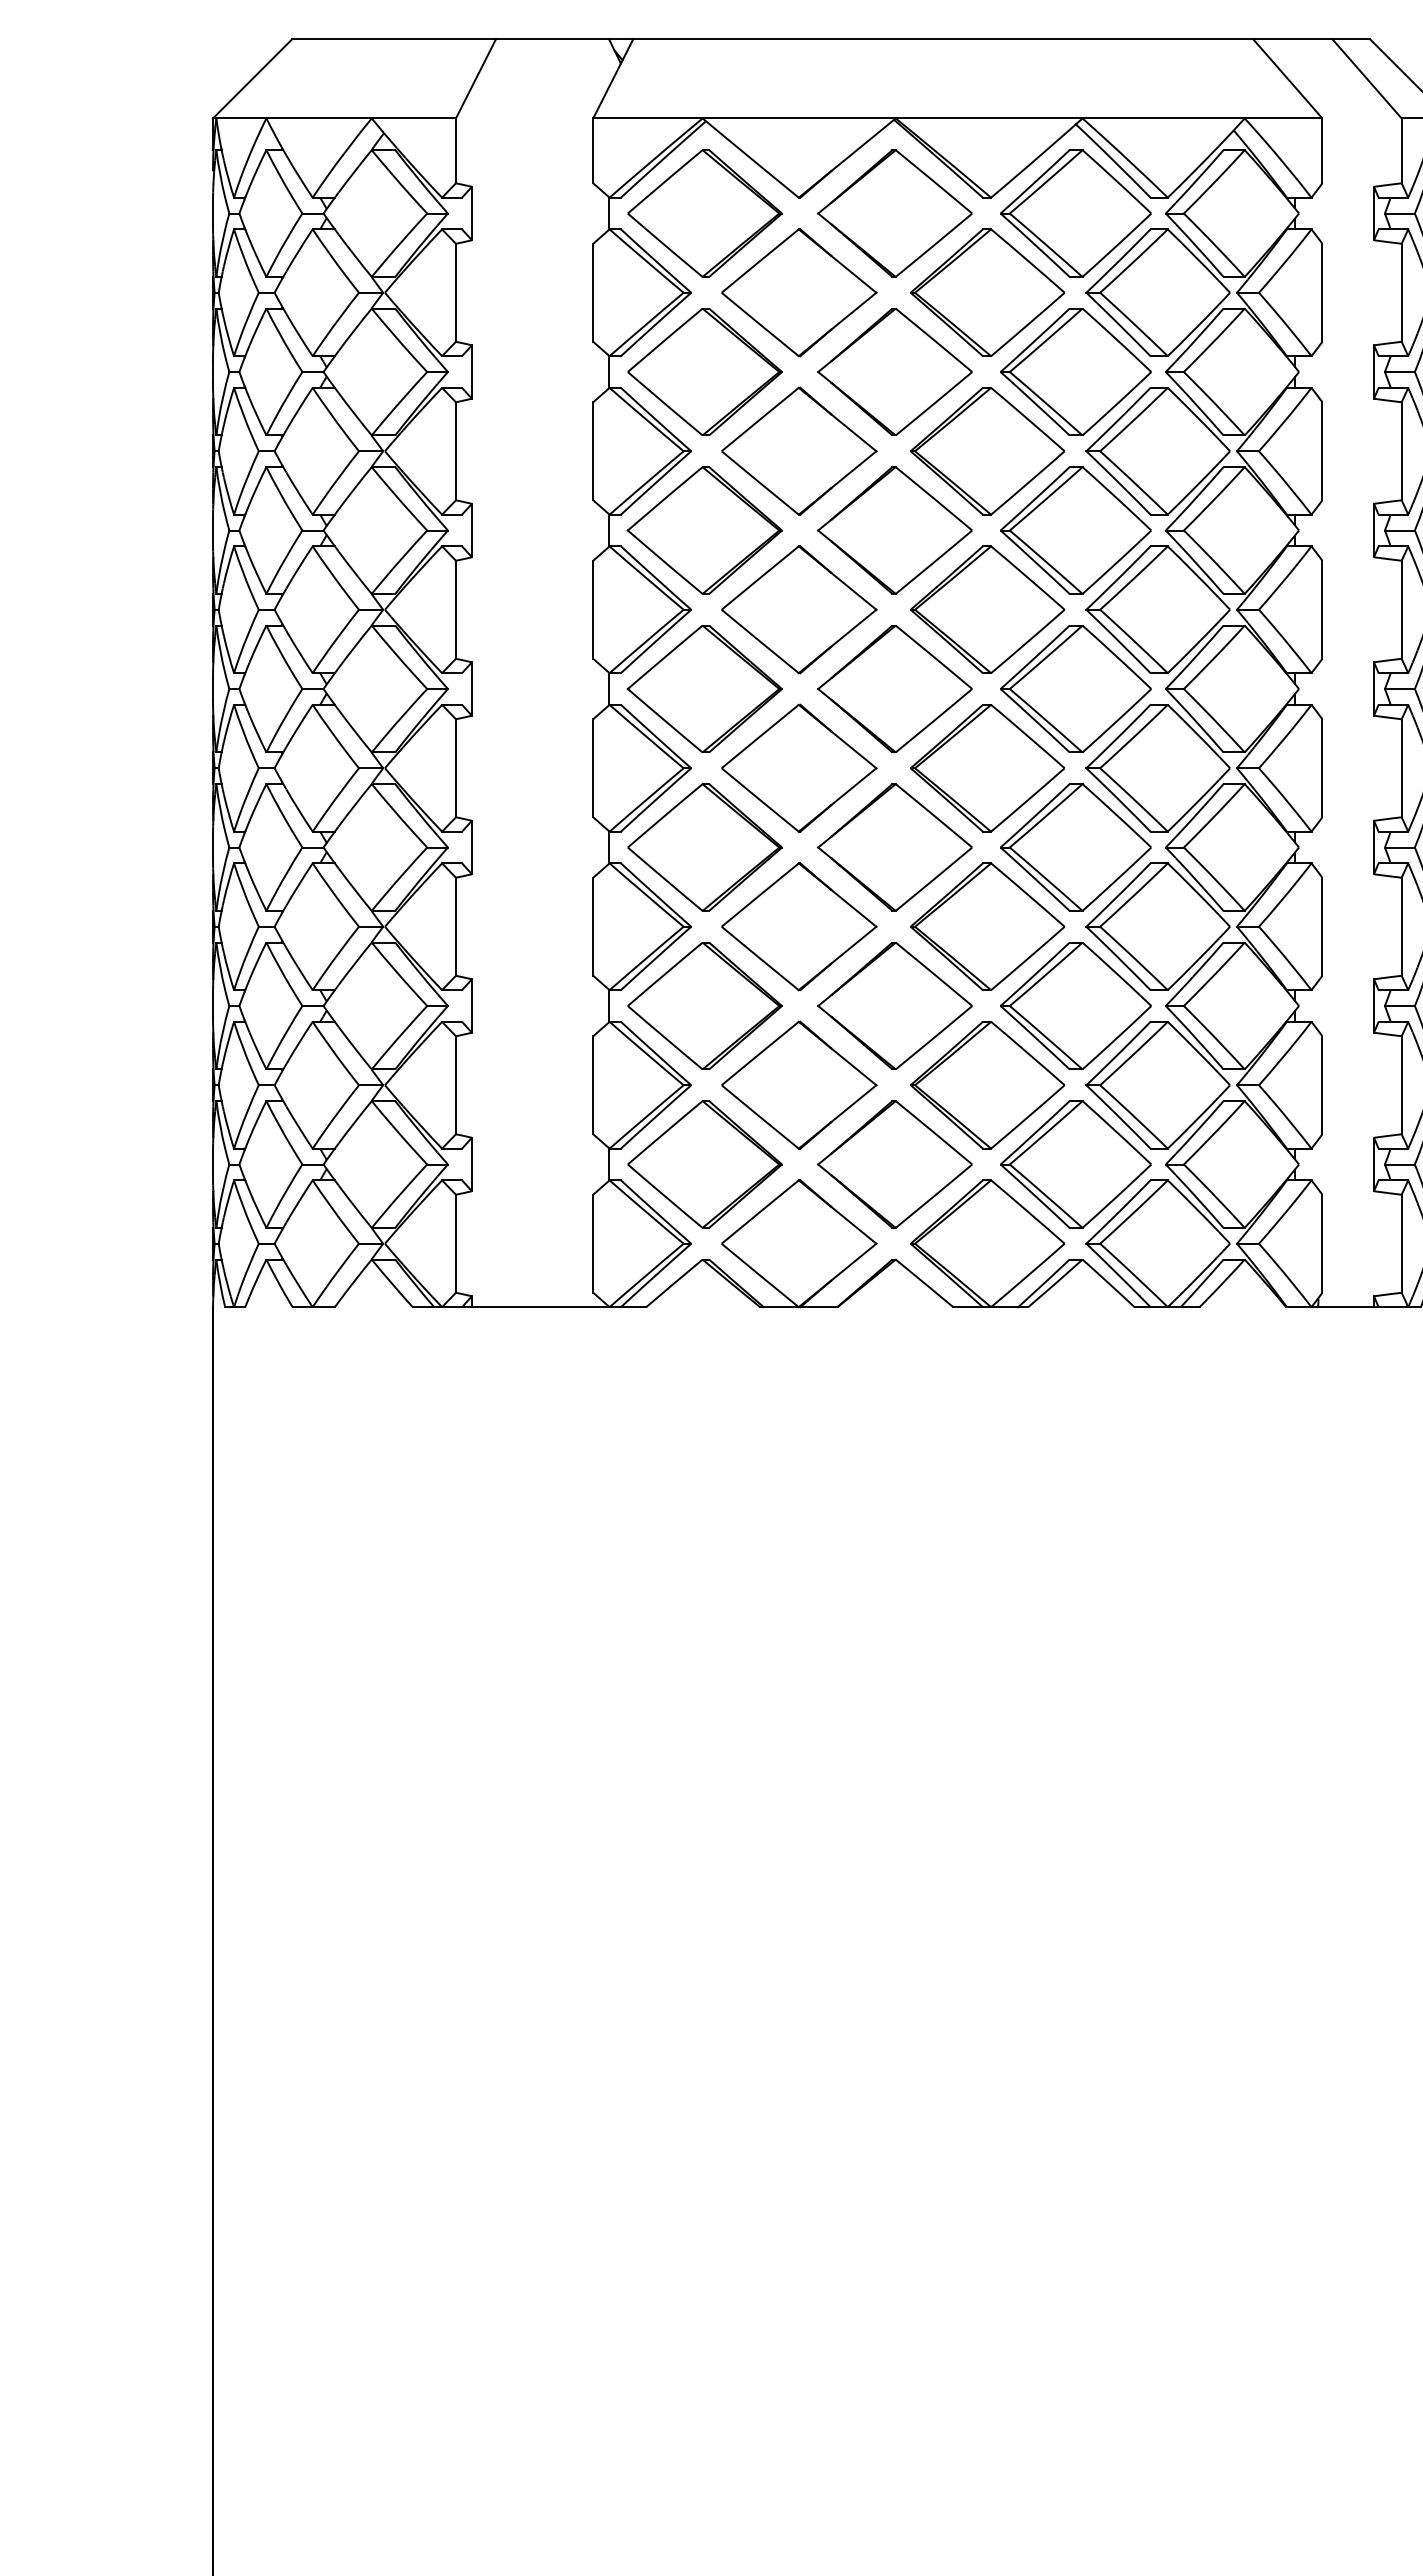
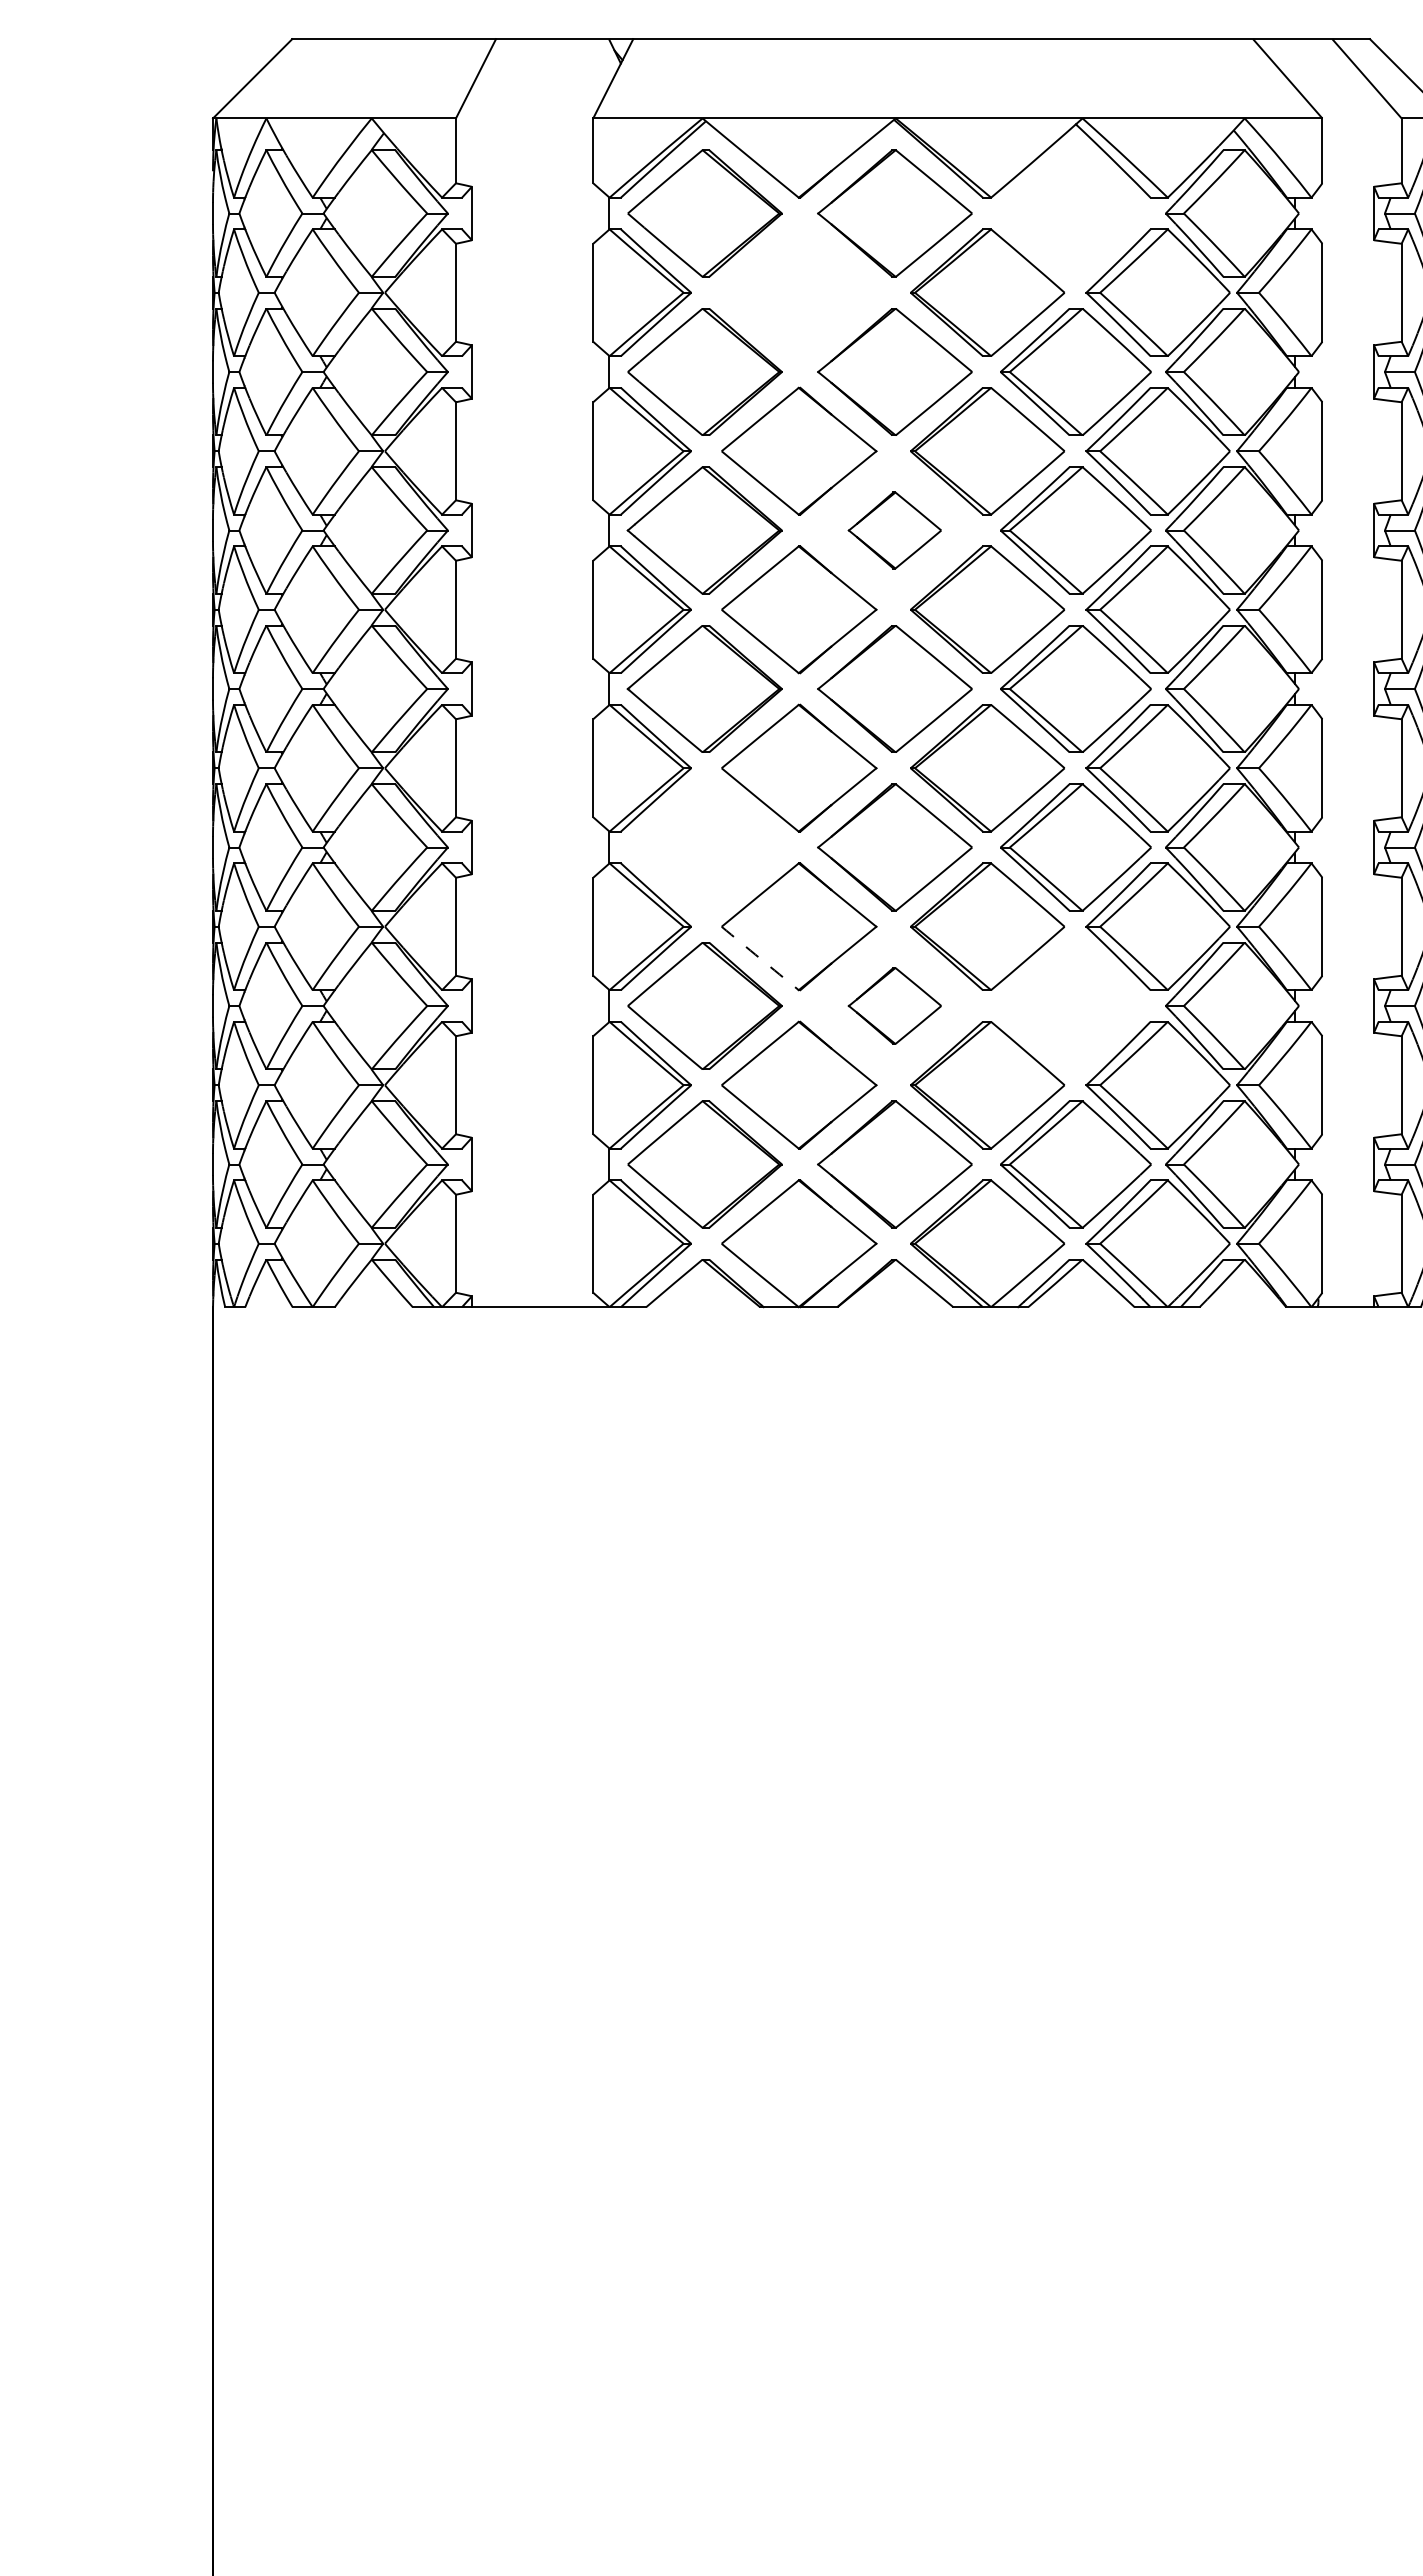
part: present -> none (1075, 213)
part: present -> none (799, 292)
part size: 156x129 px -> 95x79 px (894, 530)
part: present -> none (704, 847)
arc: solid -> dashed (760, 958)
part size: 156x128 px -> 95x78 px (894, 1005)
part: present -> none (1075, 1005)
